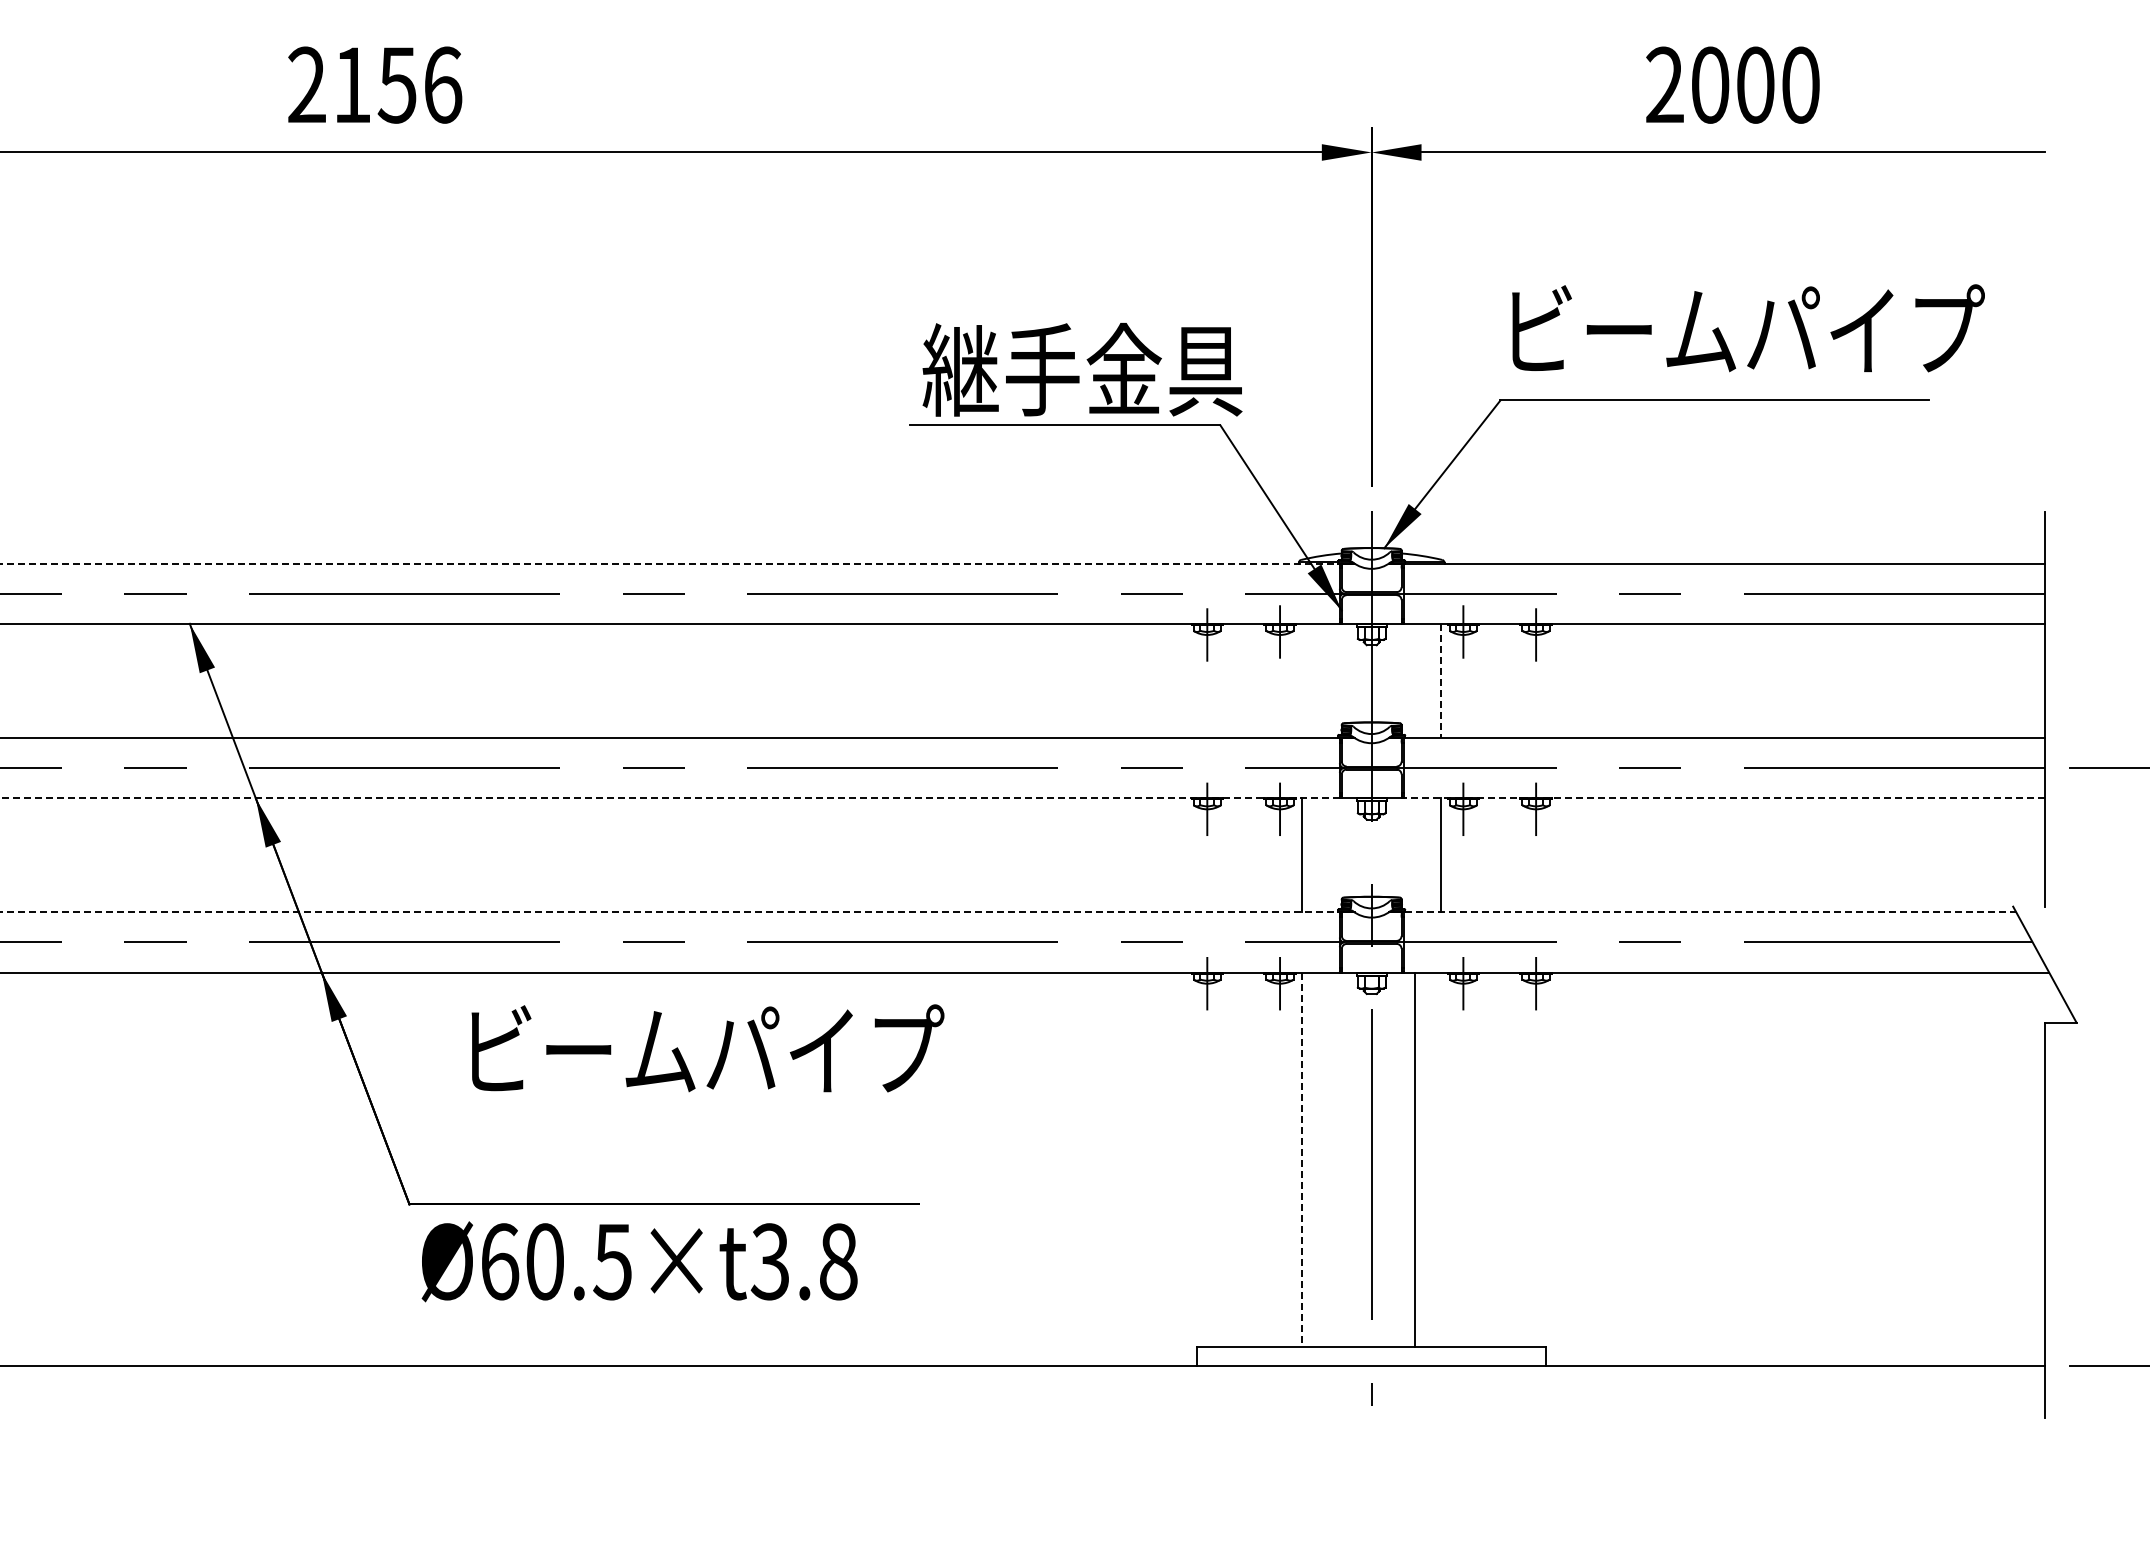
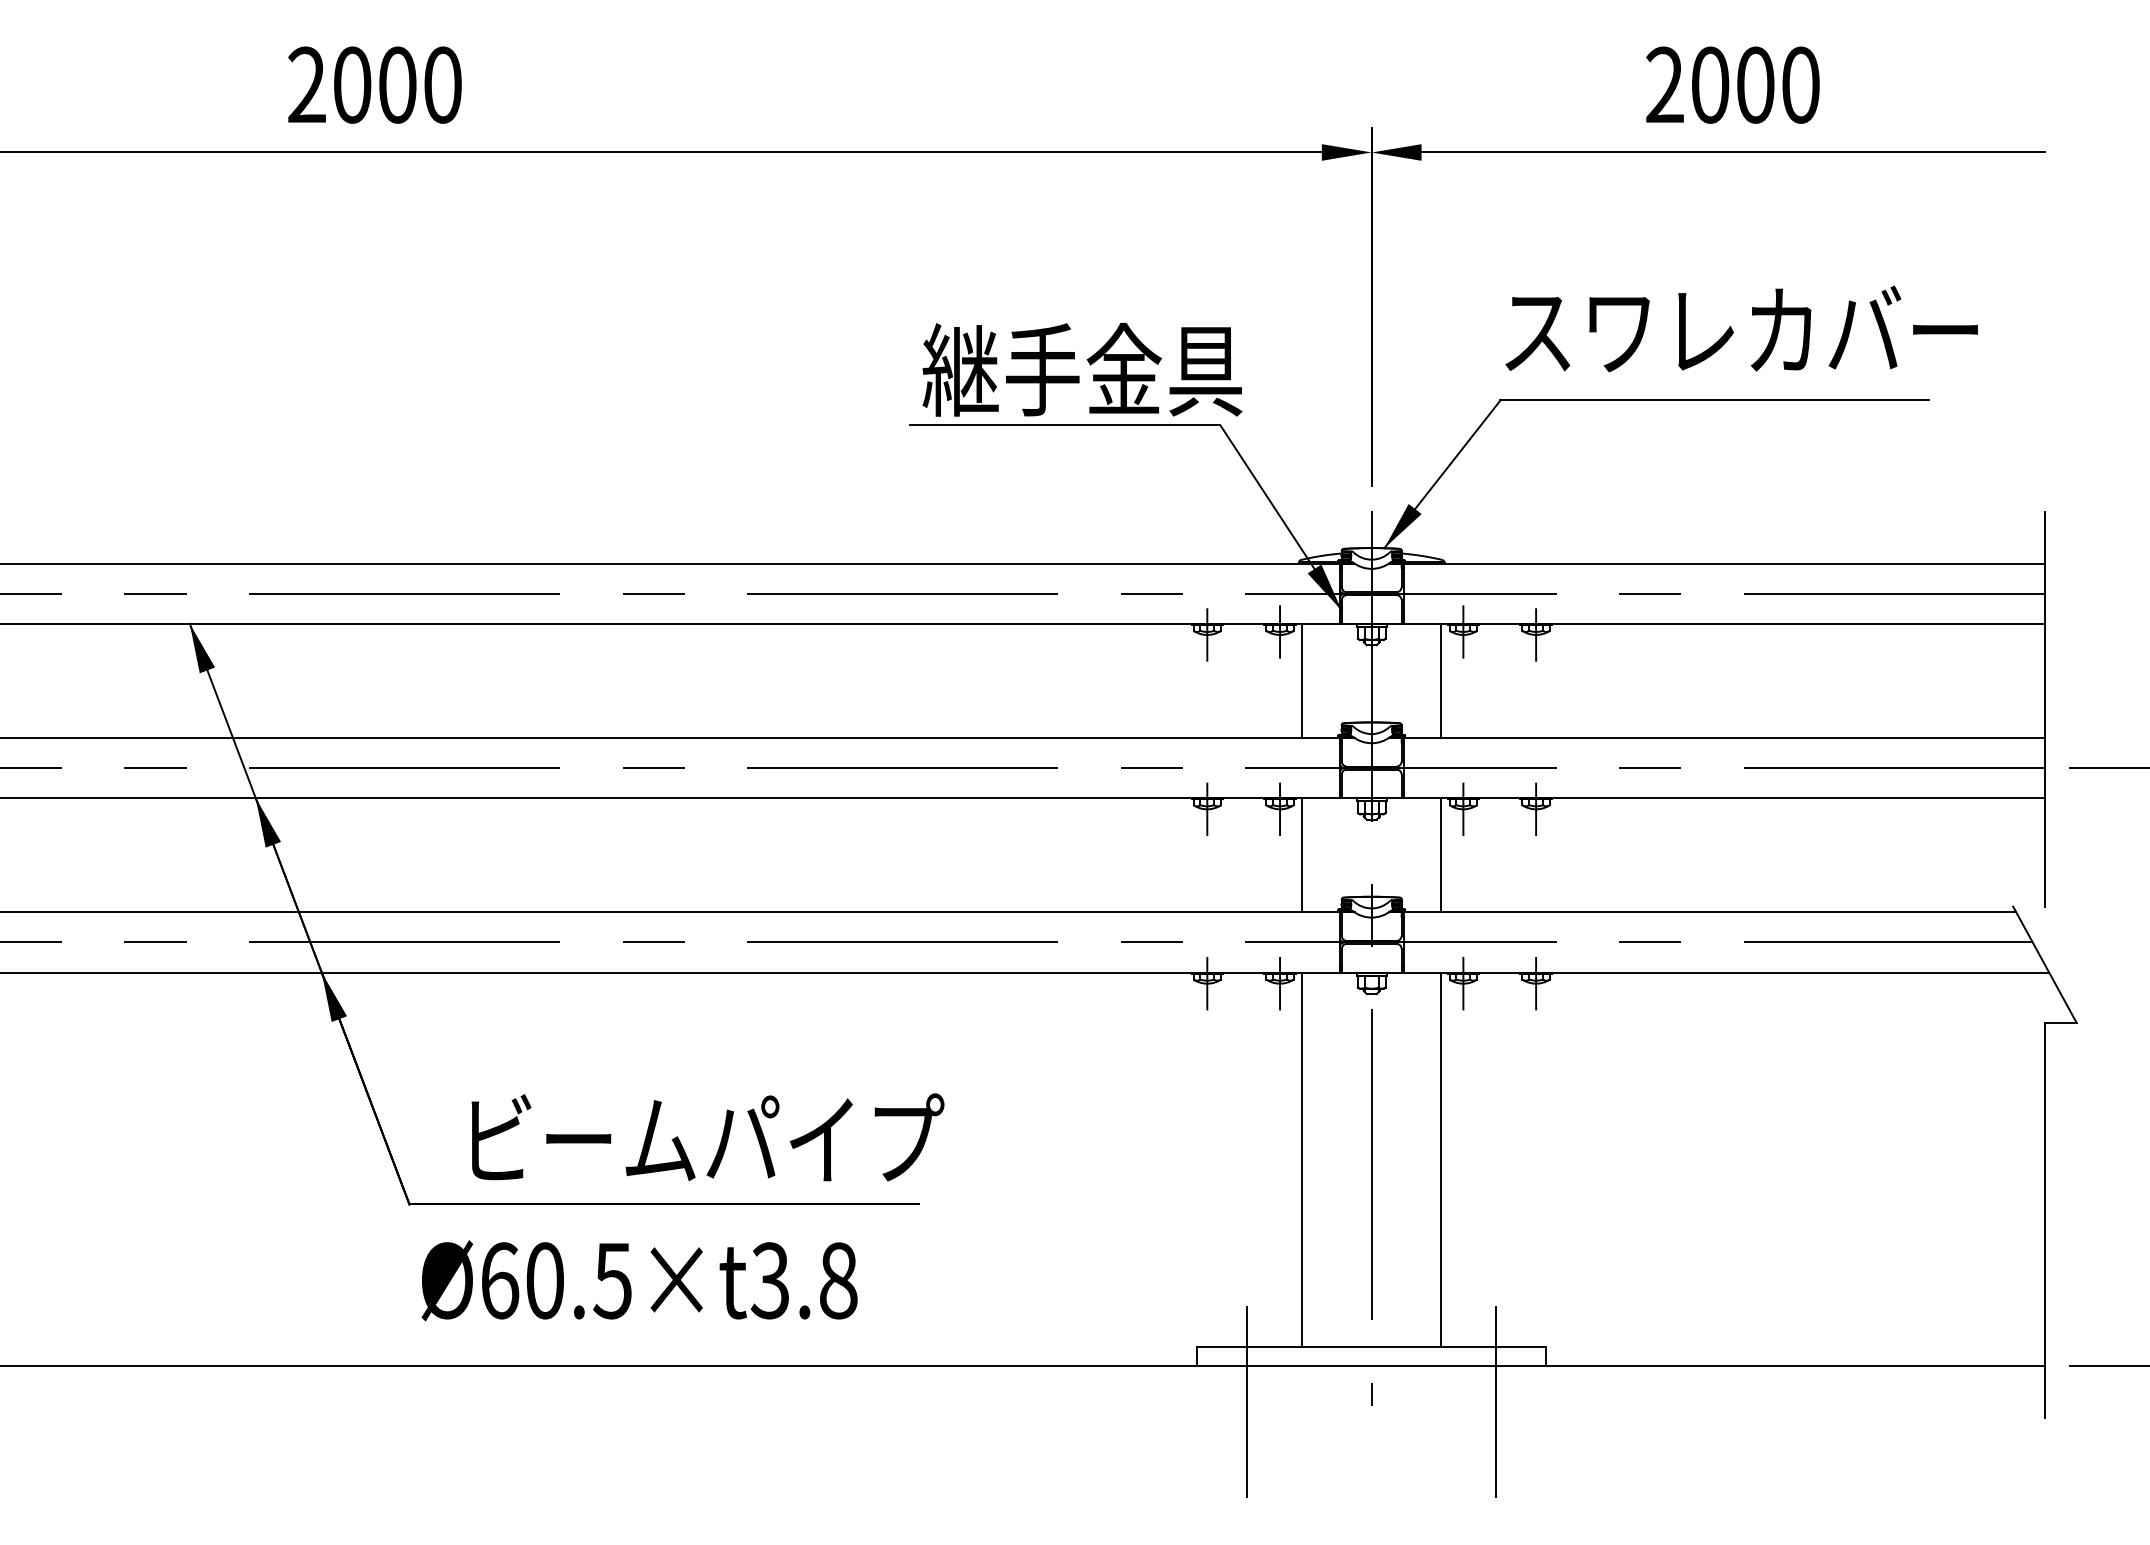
text: 2156 -> 2000 (398, 84)
text: ビームパイプ -> スワレカバー (1744, 328)
line: dashed -> solid (669, 563)
line: none -> present (1302, 680)
line: dashed -> solid (1441, 681)
line: dashed -> solid (669, 798)
line: dashed -> solid (1724, 798)
line: dashed -> solid (669, 912)
line: dashed -> solid (1711, 912)
text position: (707, 1048) -> (707, 1137) (707, 1137)
line position: (1415, 1159) -> (1441, 1159) (1441, 1159)
line: dashed -> solid (1302, 1160)
text position: (639, 1261) -> (639, 1280) (639, 1280)
line: none -> present (1247, 1401)
line: none -> present (1496, 1401)
